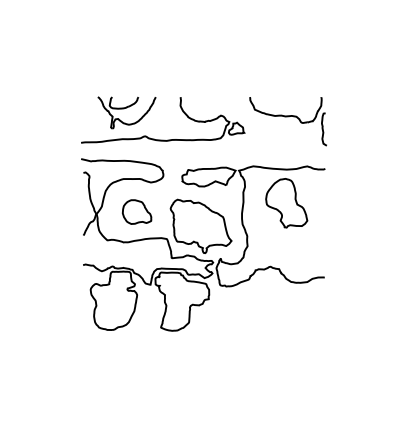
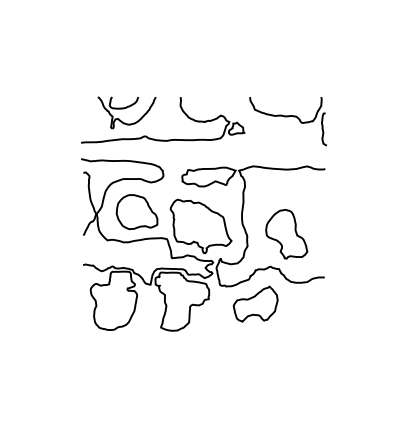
part position: (286, 203) -> (286, 234) (286, 234)
part size: 31x26 px -> 44x36 px (136, 211)
part: none -> present (255, 303)
